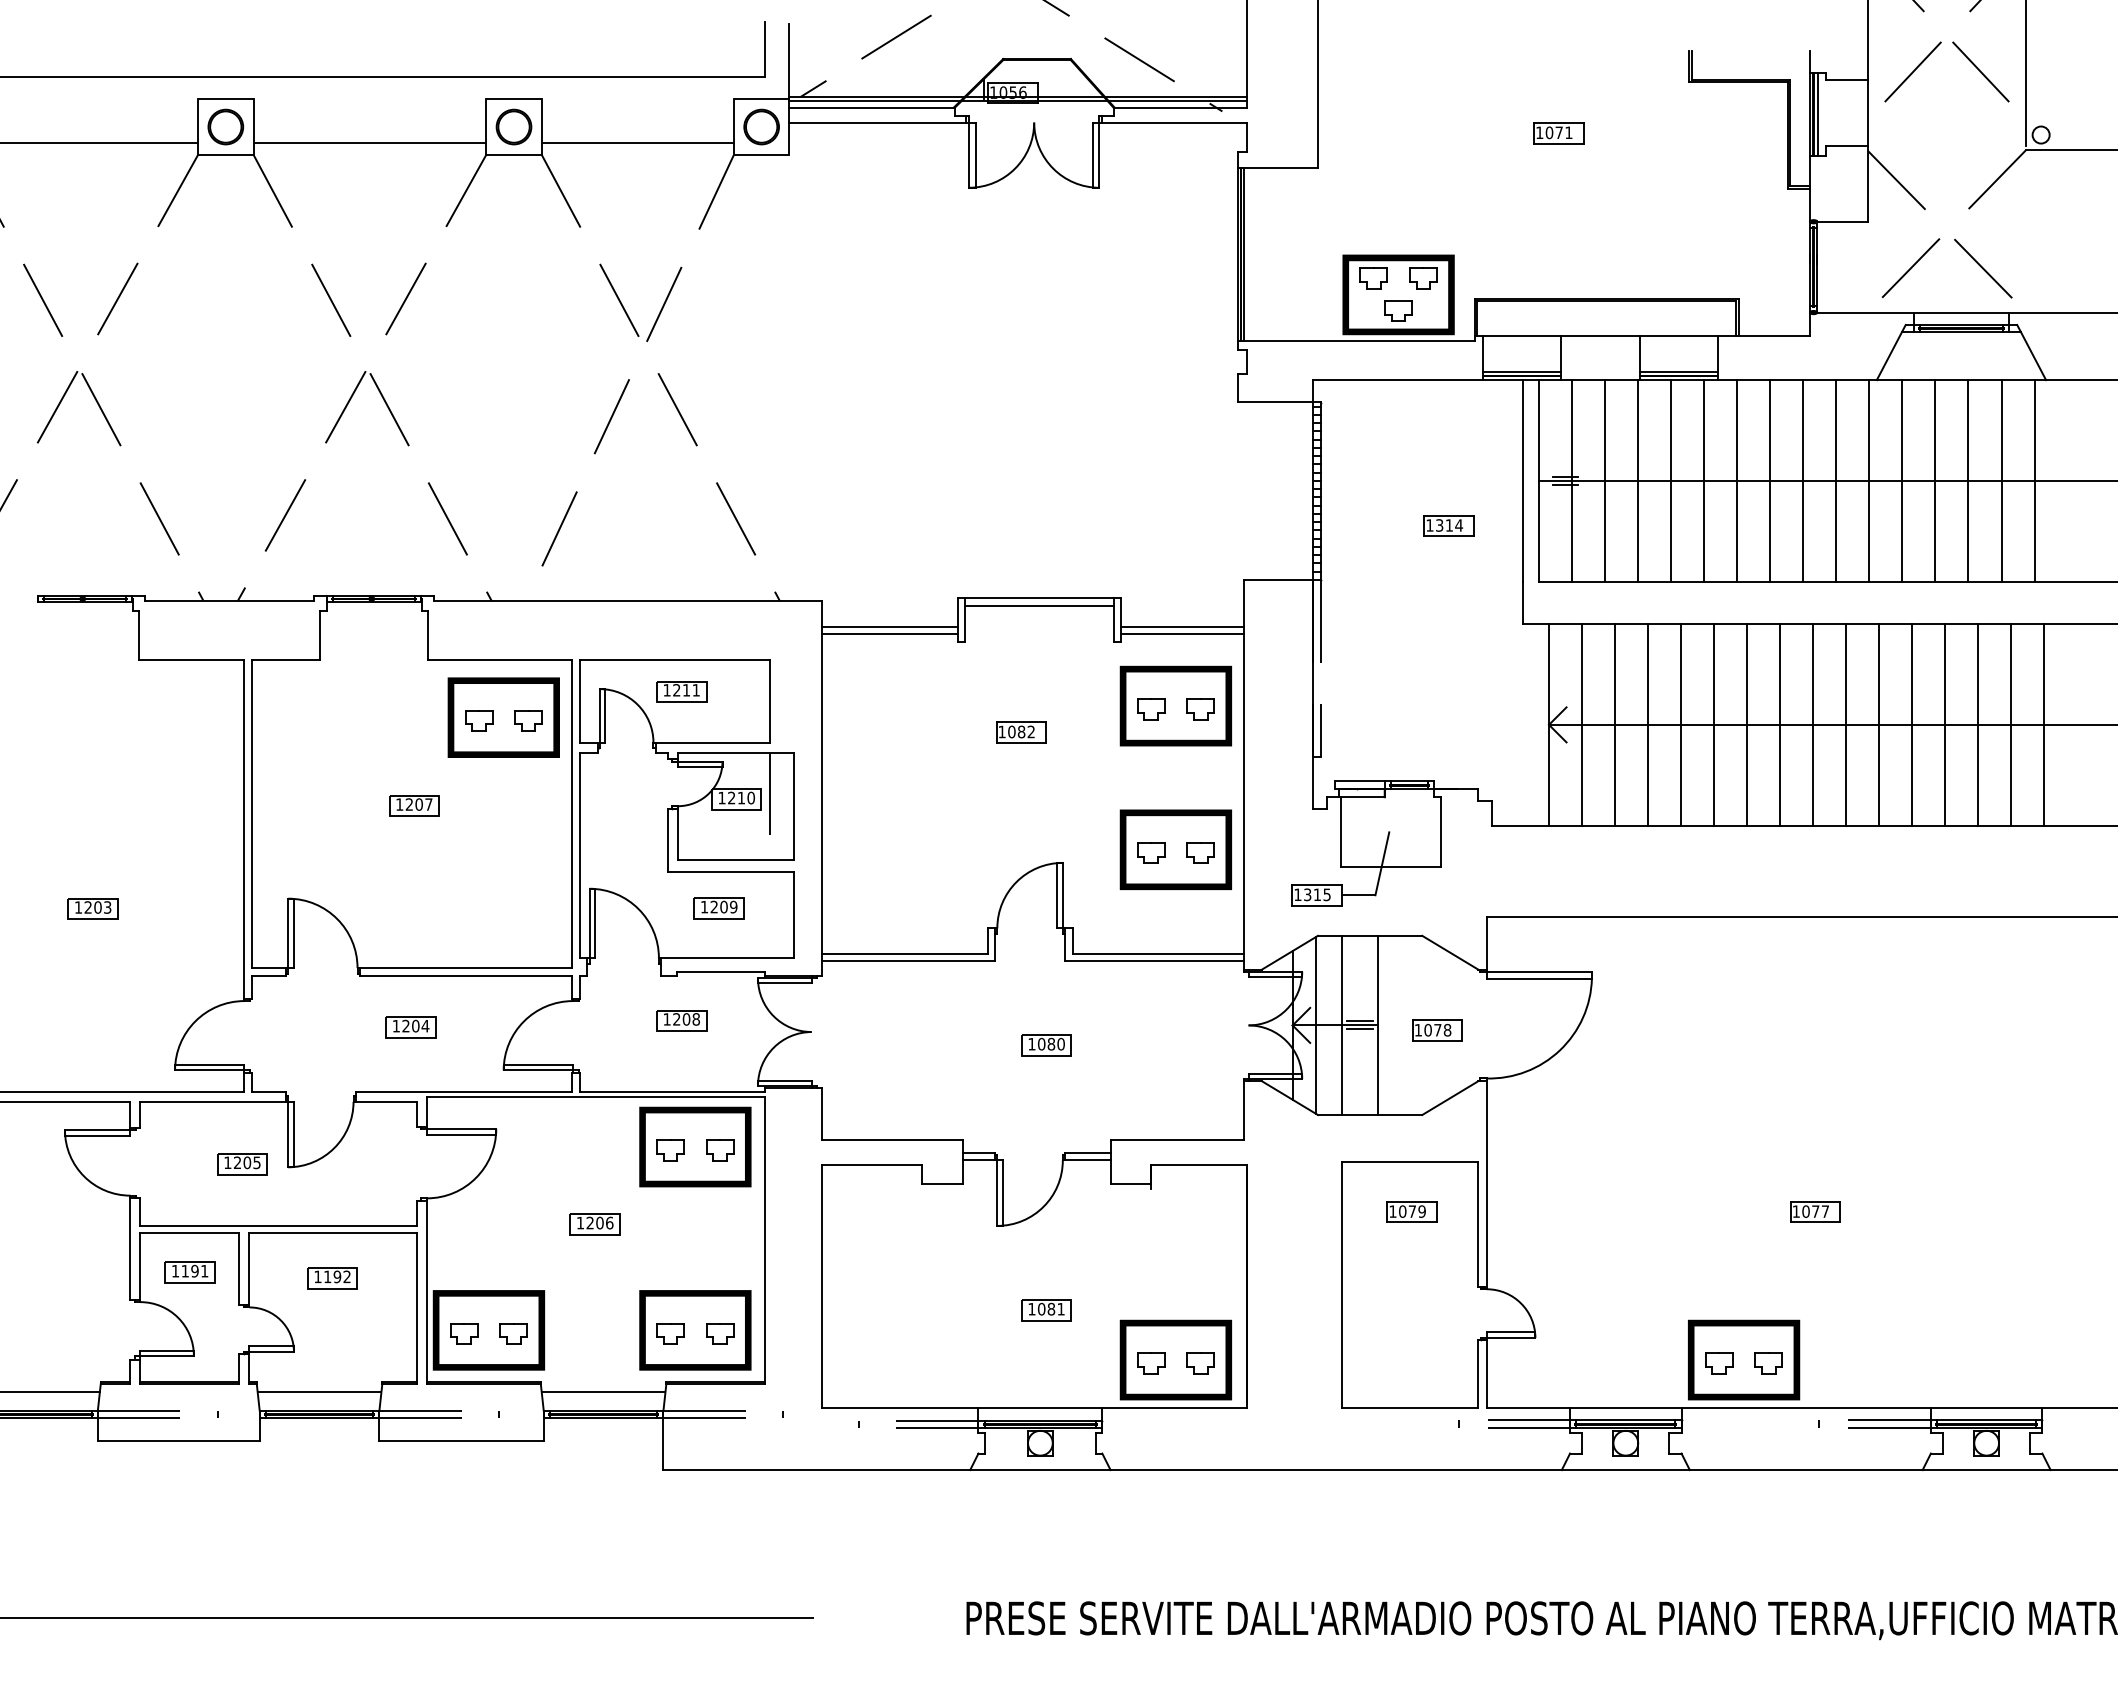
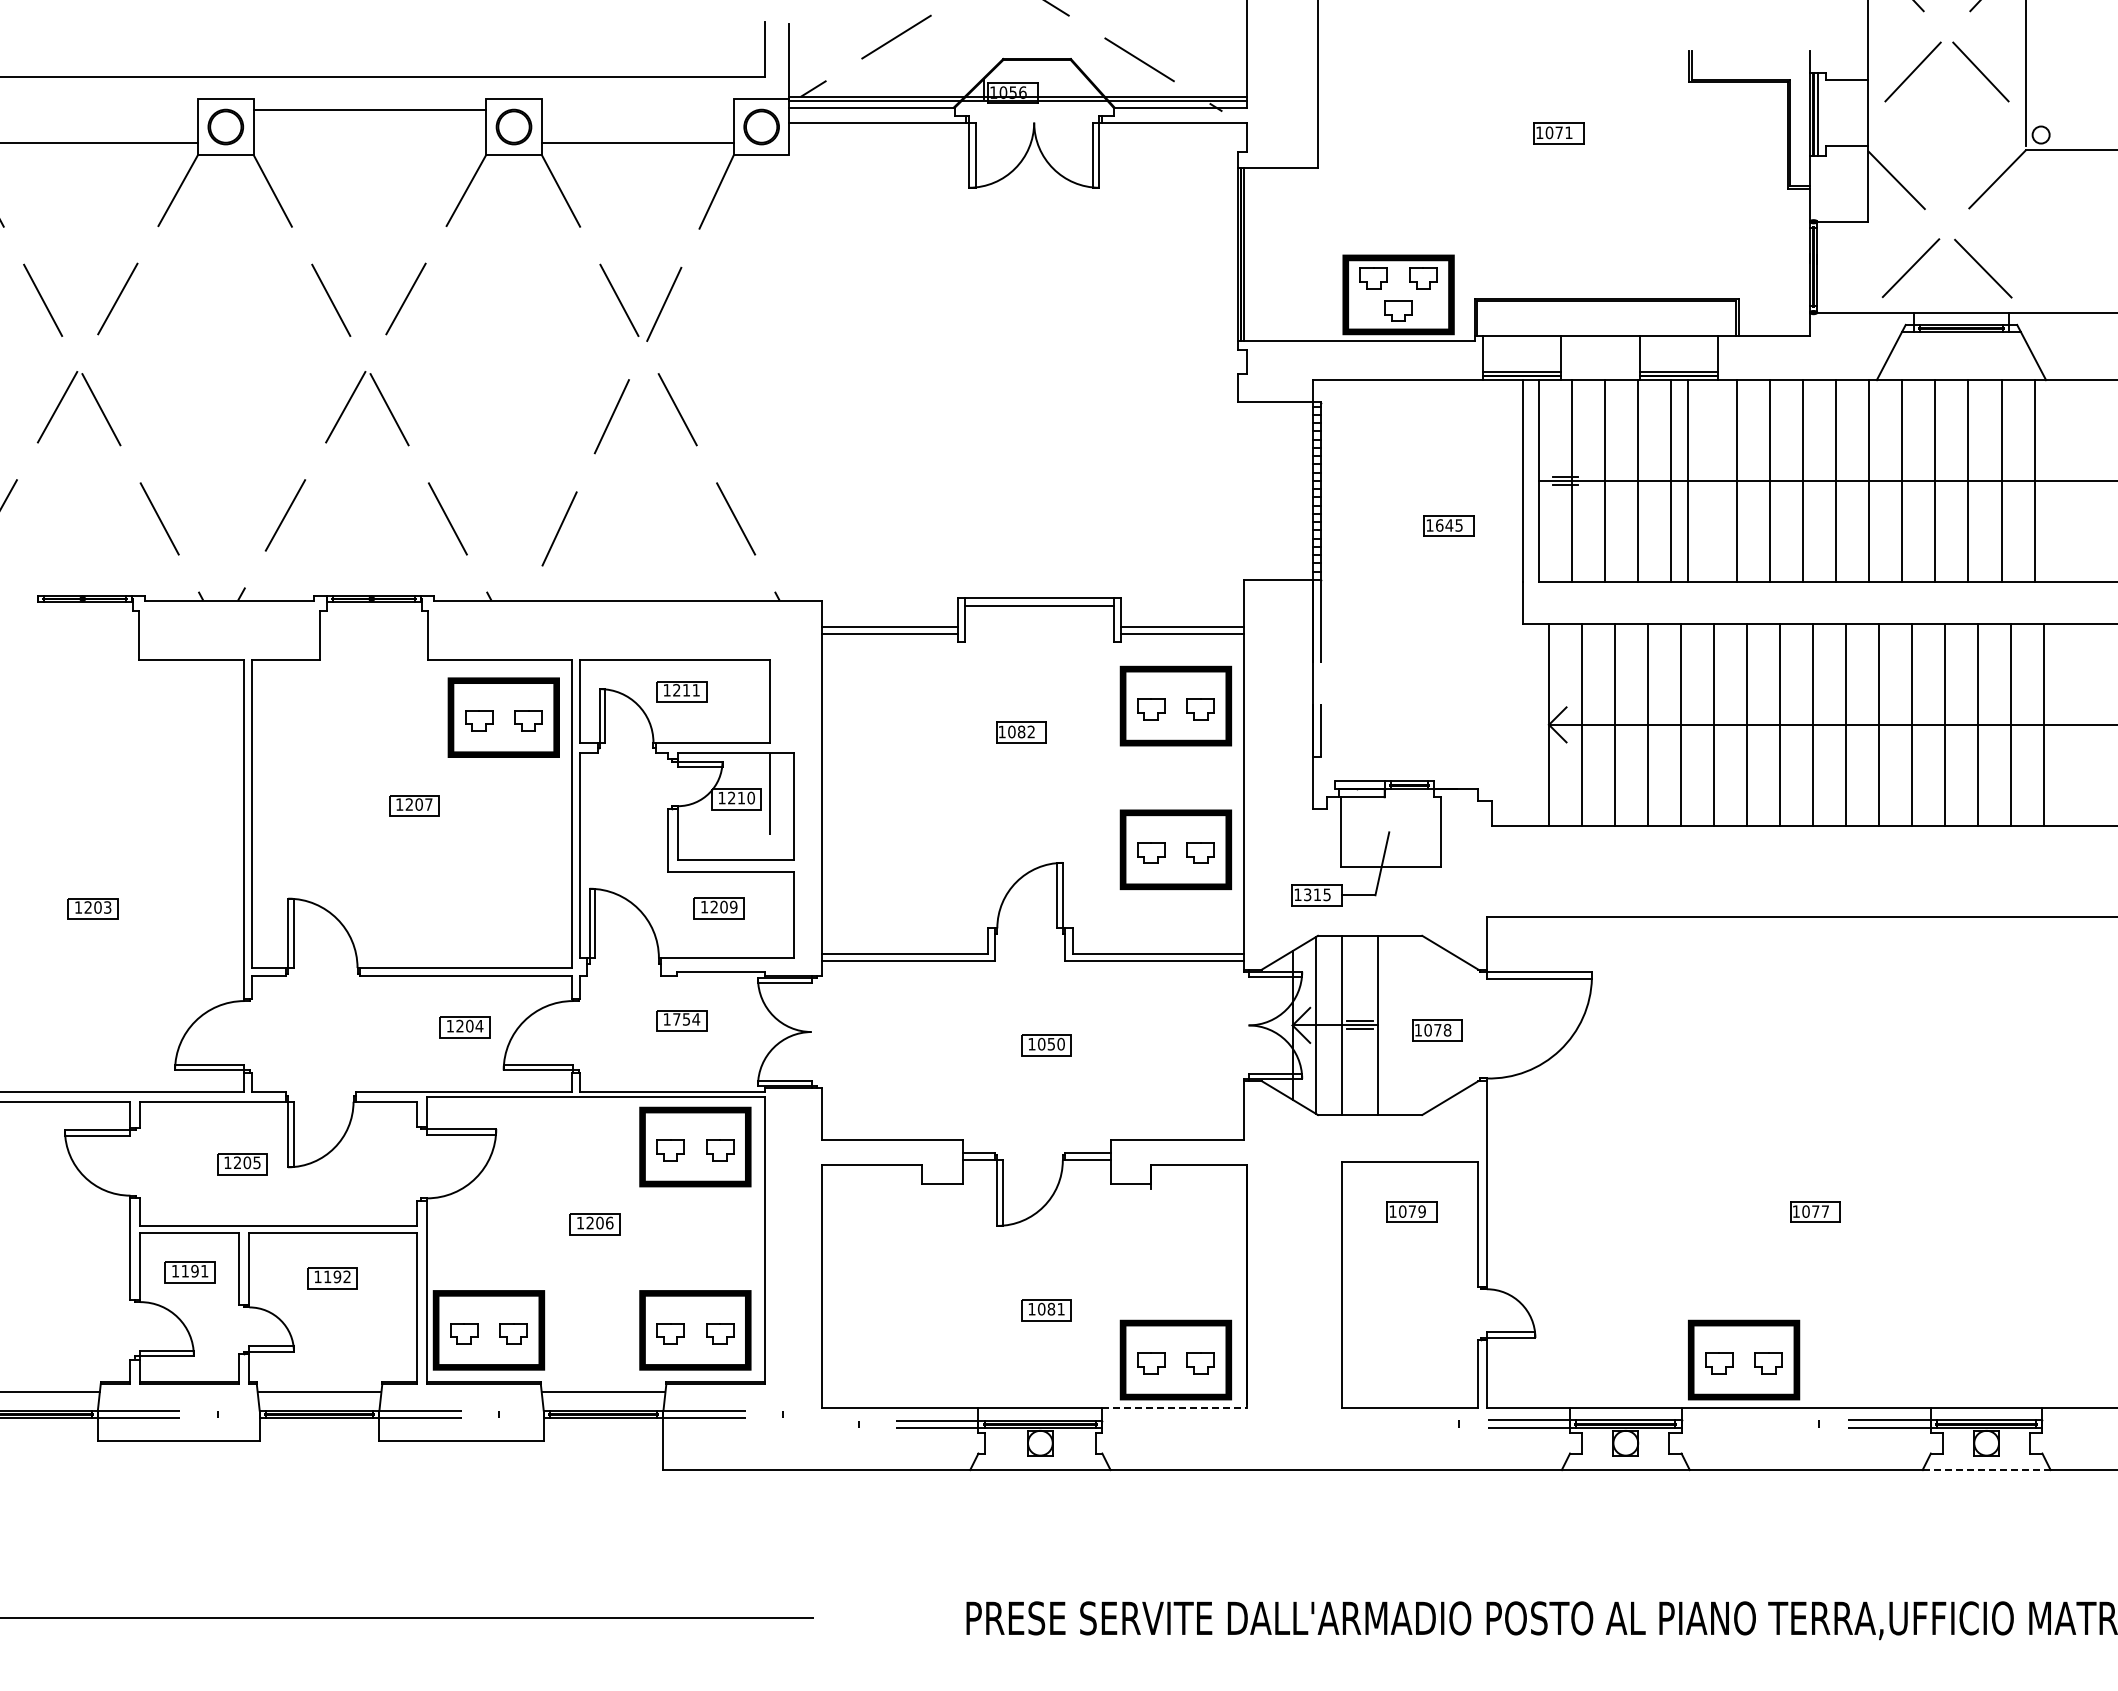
line position: (369, 143) -> (369, 110) (369, 110)
line position: (1704, 481) -> (1688, 481) (1688, 481)
text: 1314 -> 1645 (1449, 525)
text: 1208 -> 1754 (686, 1019)
part position: (410, 1027) -> (464, 1027) (464, 1027)
text: 1080 -> 1050 (1051, 1043)
line: solid -> dashed (1175, 1408)
line: solid -> dashed (1986, 1470)
